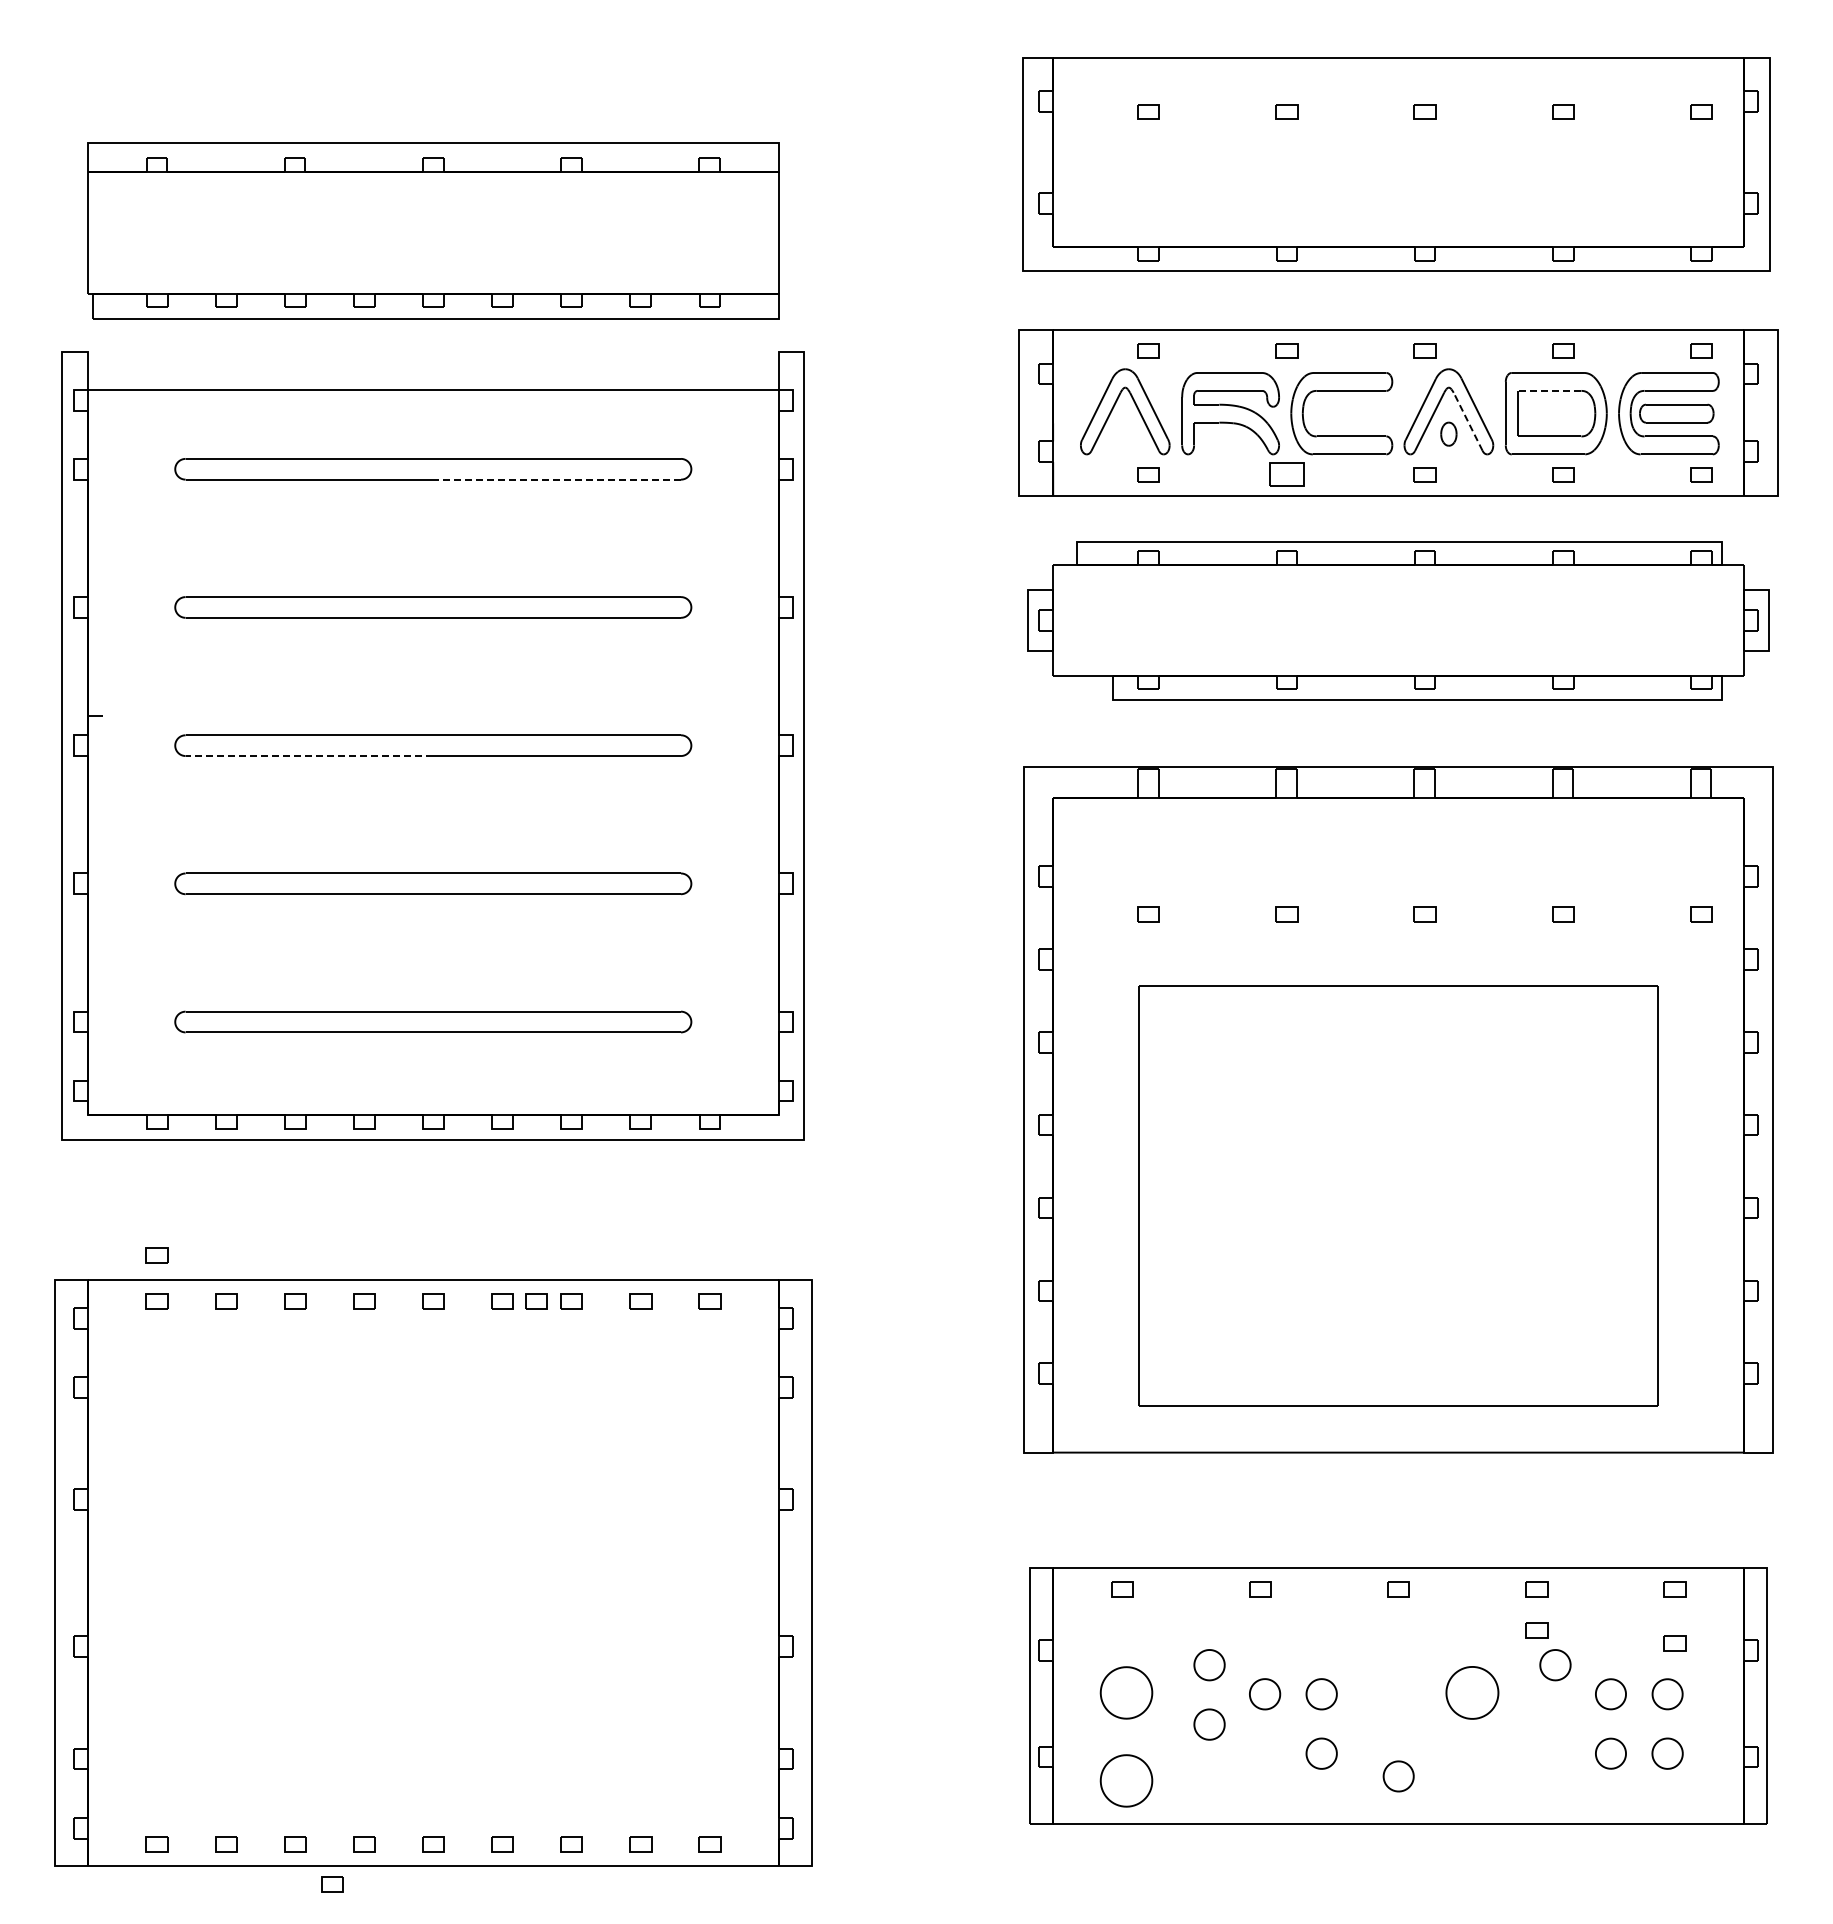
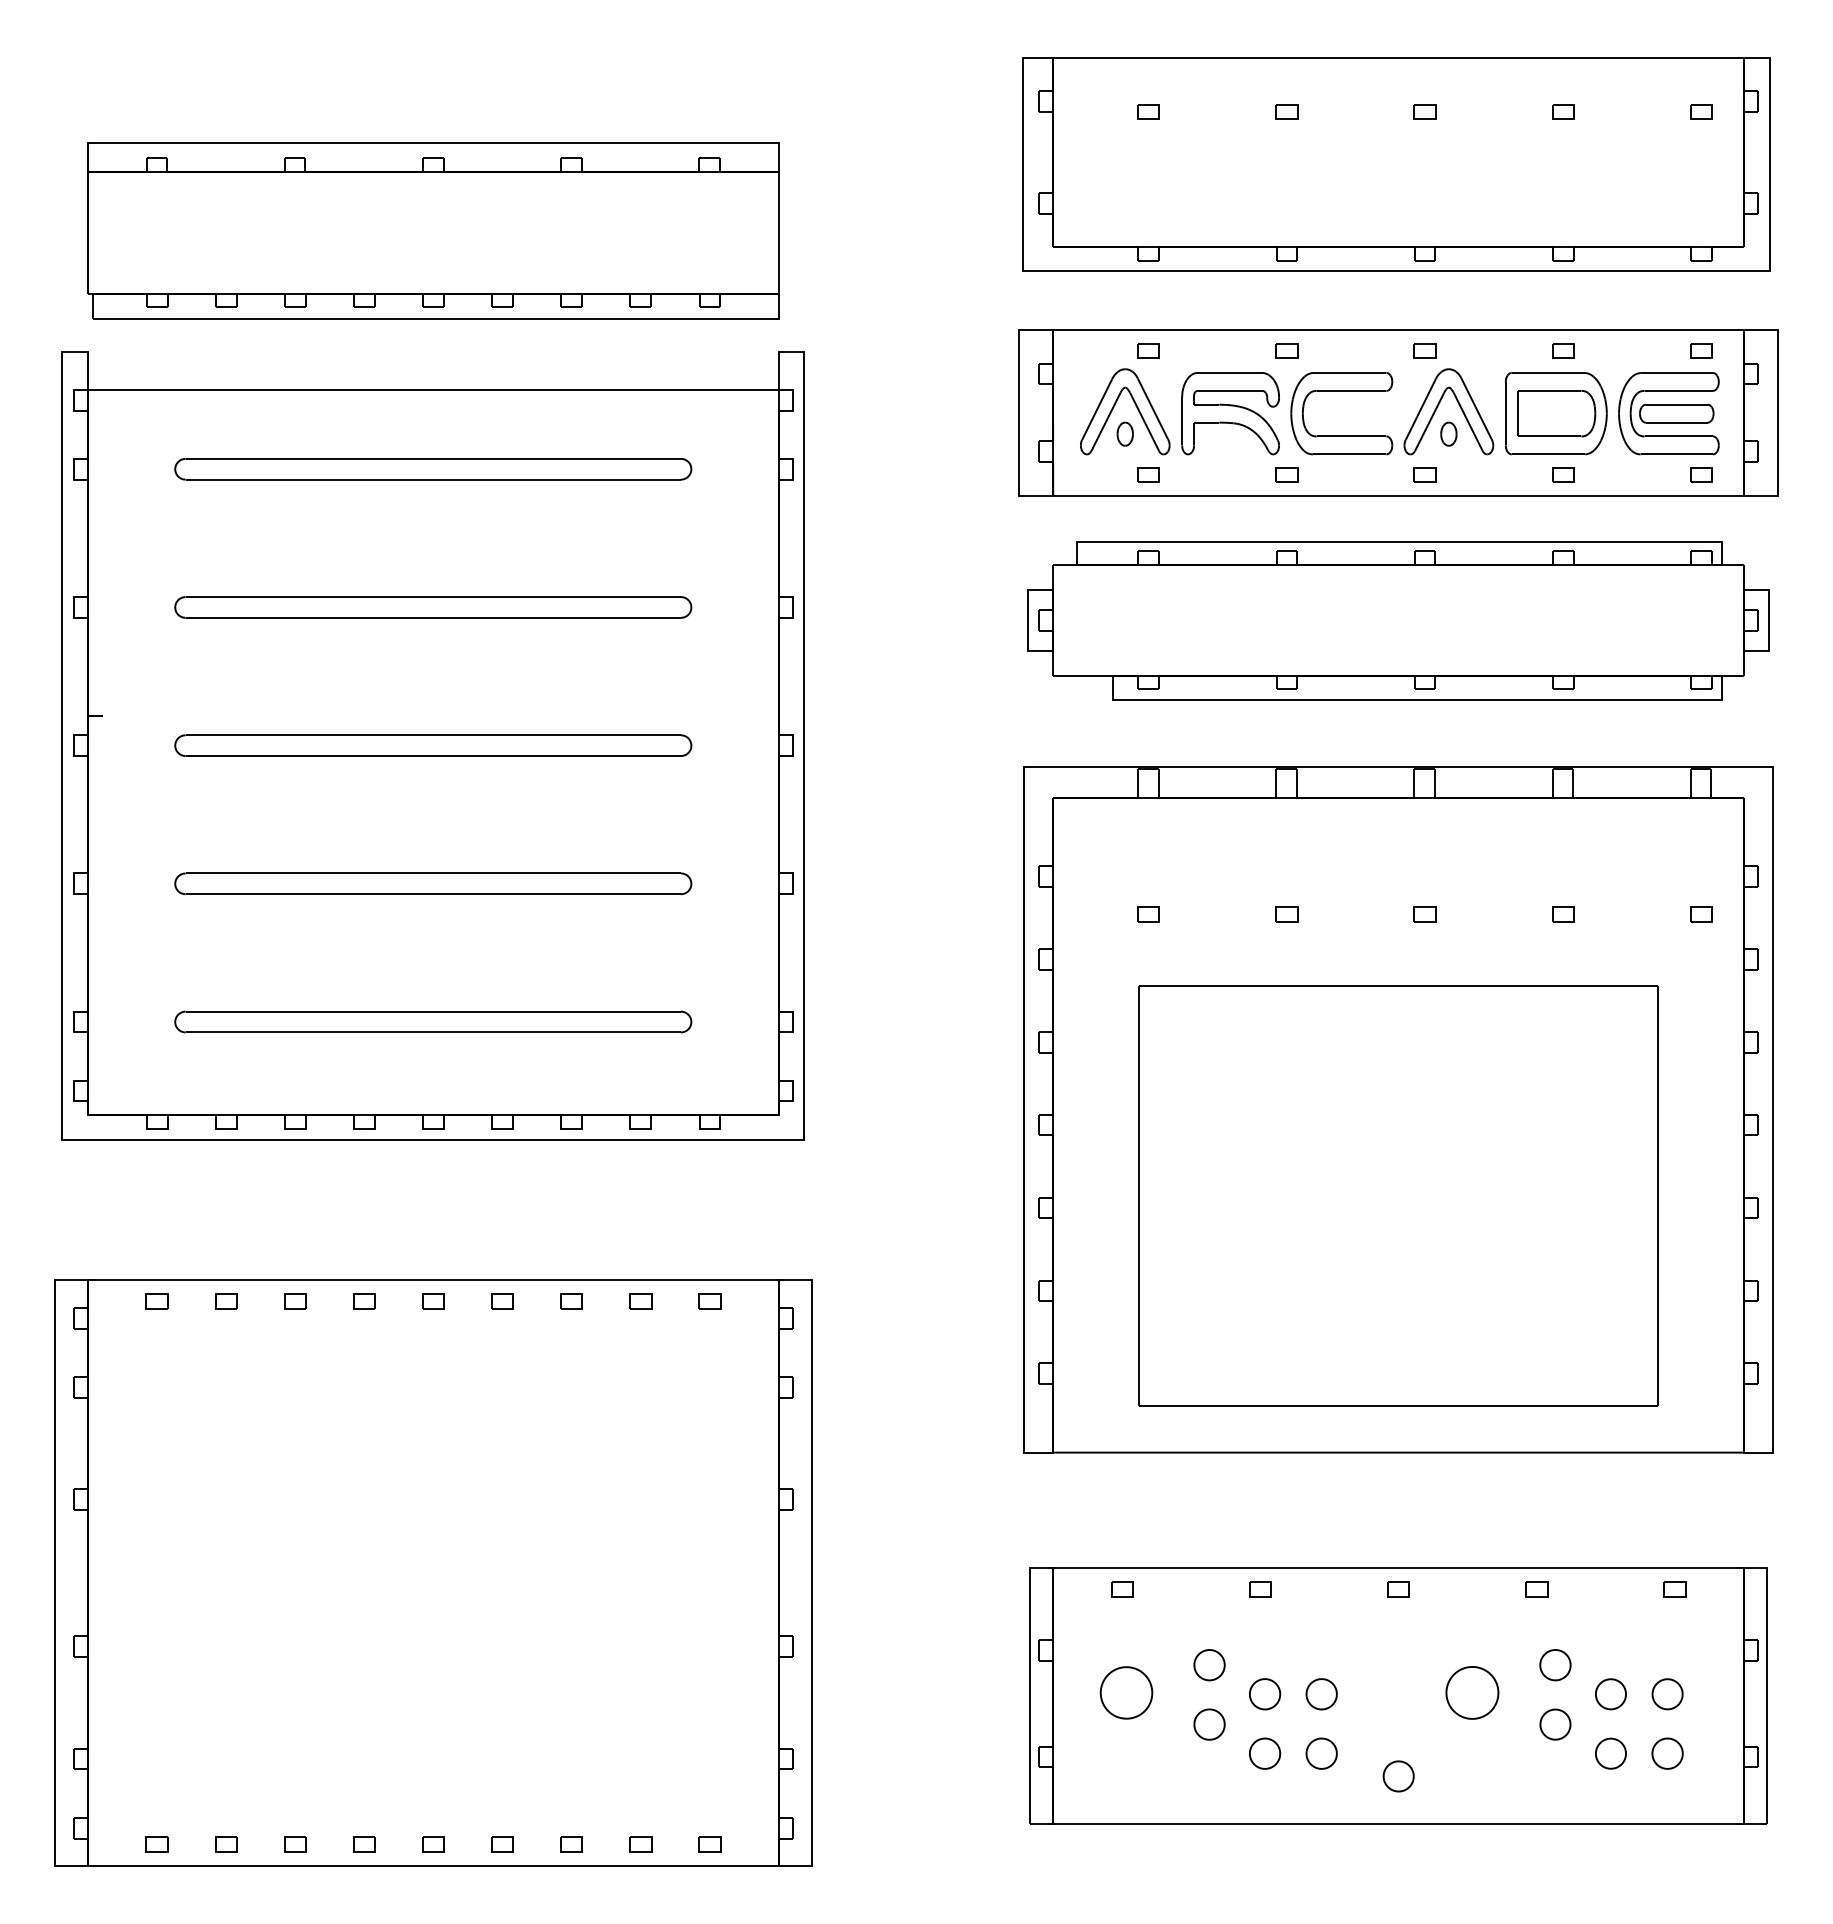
line: dashed -> solid (1549, 390)
line: dashed -> solid (1467, 421)
part: none -> present (1124, 433)
part size: 36x25 px -> 24x16 px (1286, 474)
line: dashed -> solid (557, 479)
line: dashed -> solid (309, 756)
part: present -> none (156, 1255)
part: present -> none (536, 1301)
part: present -> none (1536, 1630)
part: present -> none (1674, 1643)
part: none -> present (1555, 1724)
part: none -> present (1265, 1753)
part: present -> none (1126, 1780)
part: present -> none (332, 1884)
